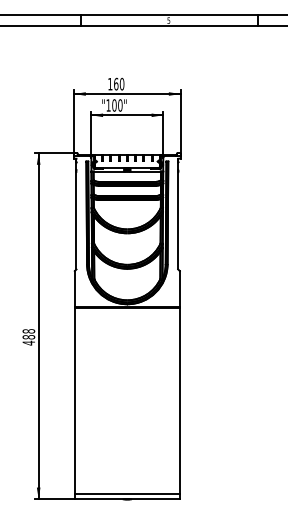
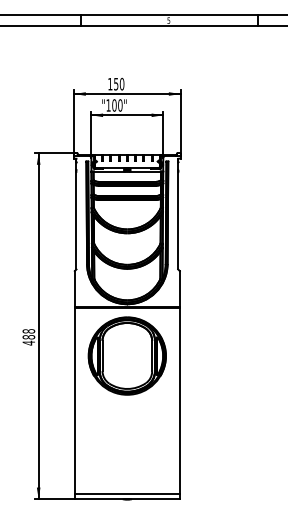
text: 160 -> 150 (116, 83)
part: none -> present (126, 355)
